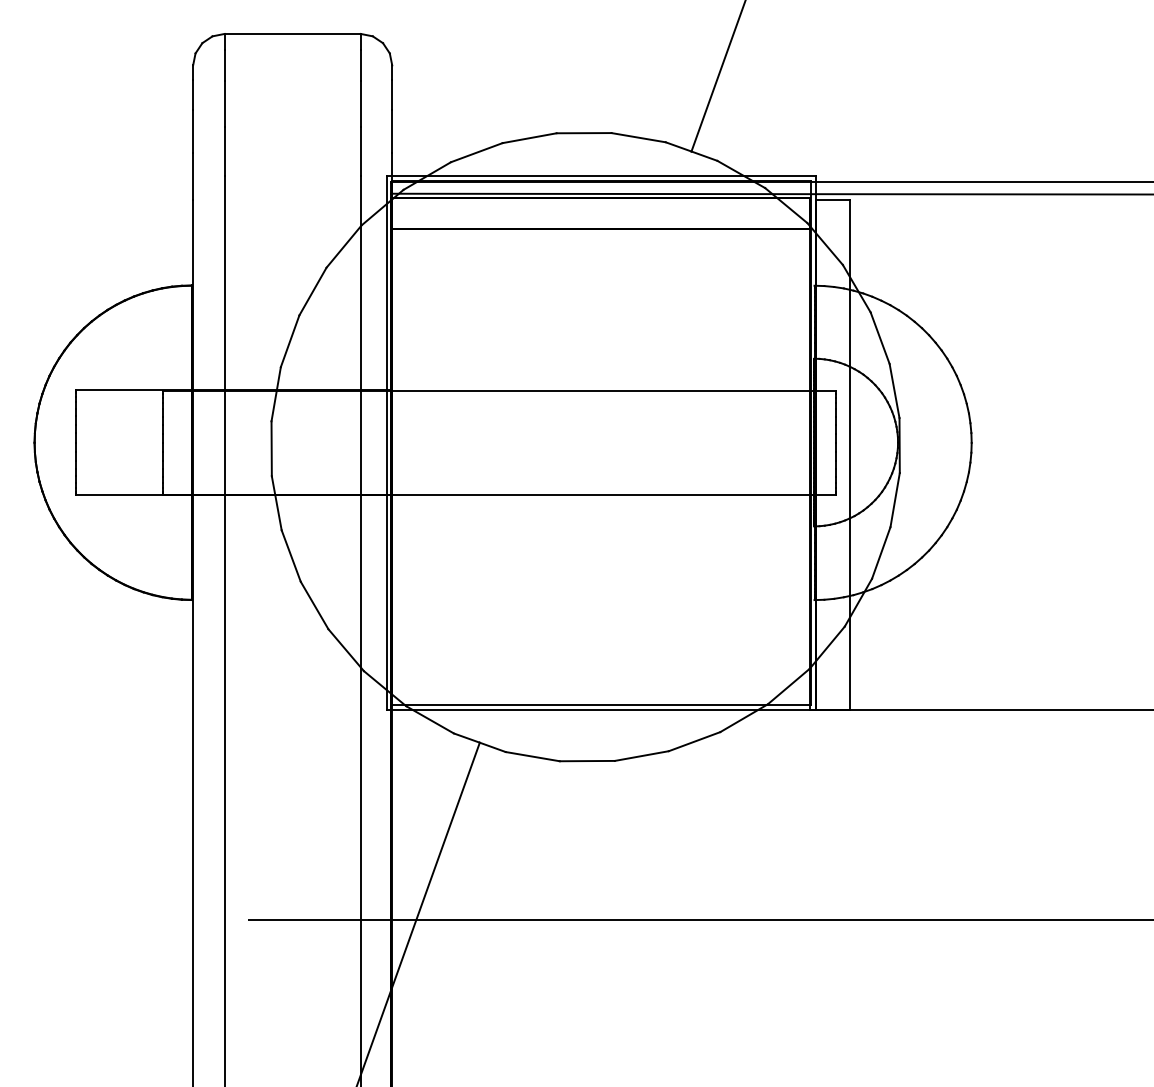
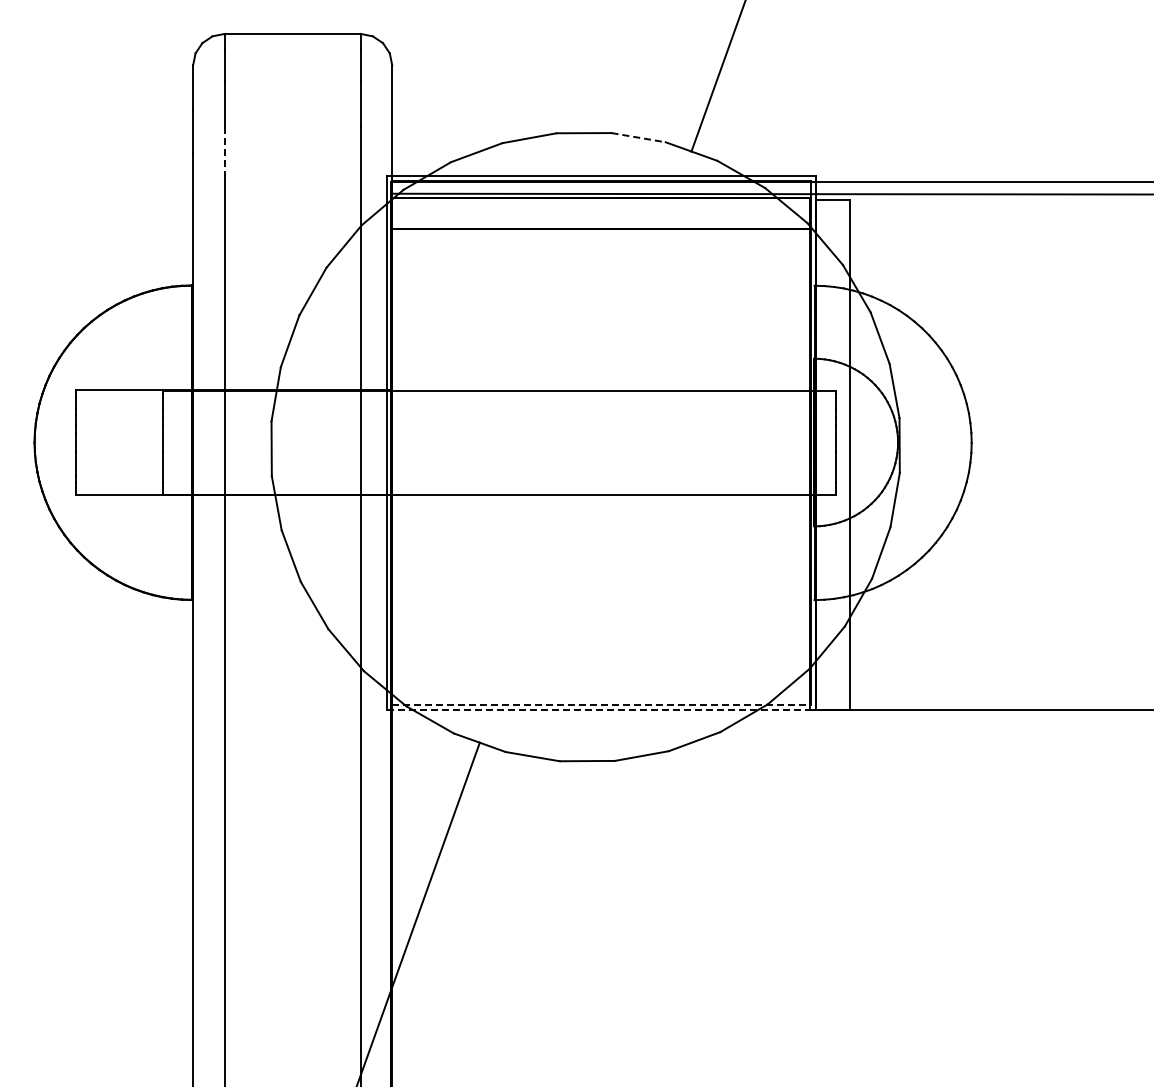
line: solid -> dashed (639, 137)
line: solid -> dashed (224, 151)
line: solid -> dashed (601, 704)
line: solid -> dashed (601, 710)
line: present -> none (699, 920)
